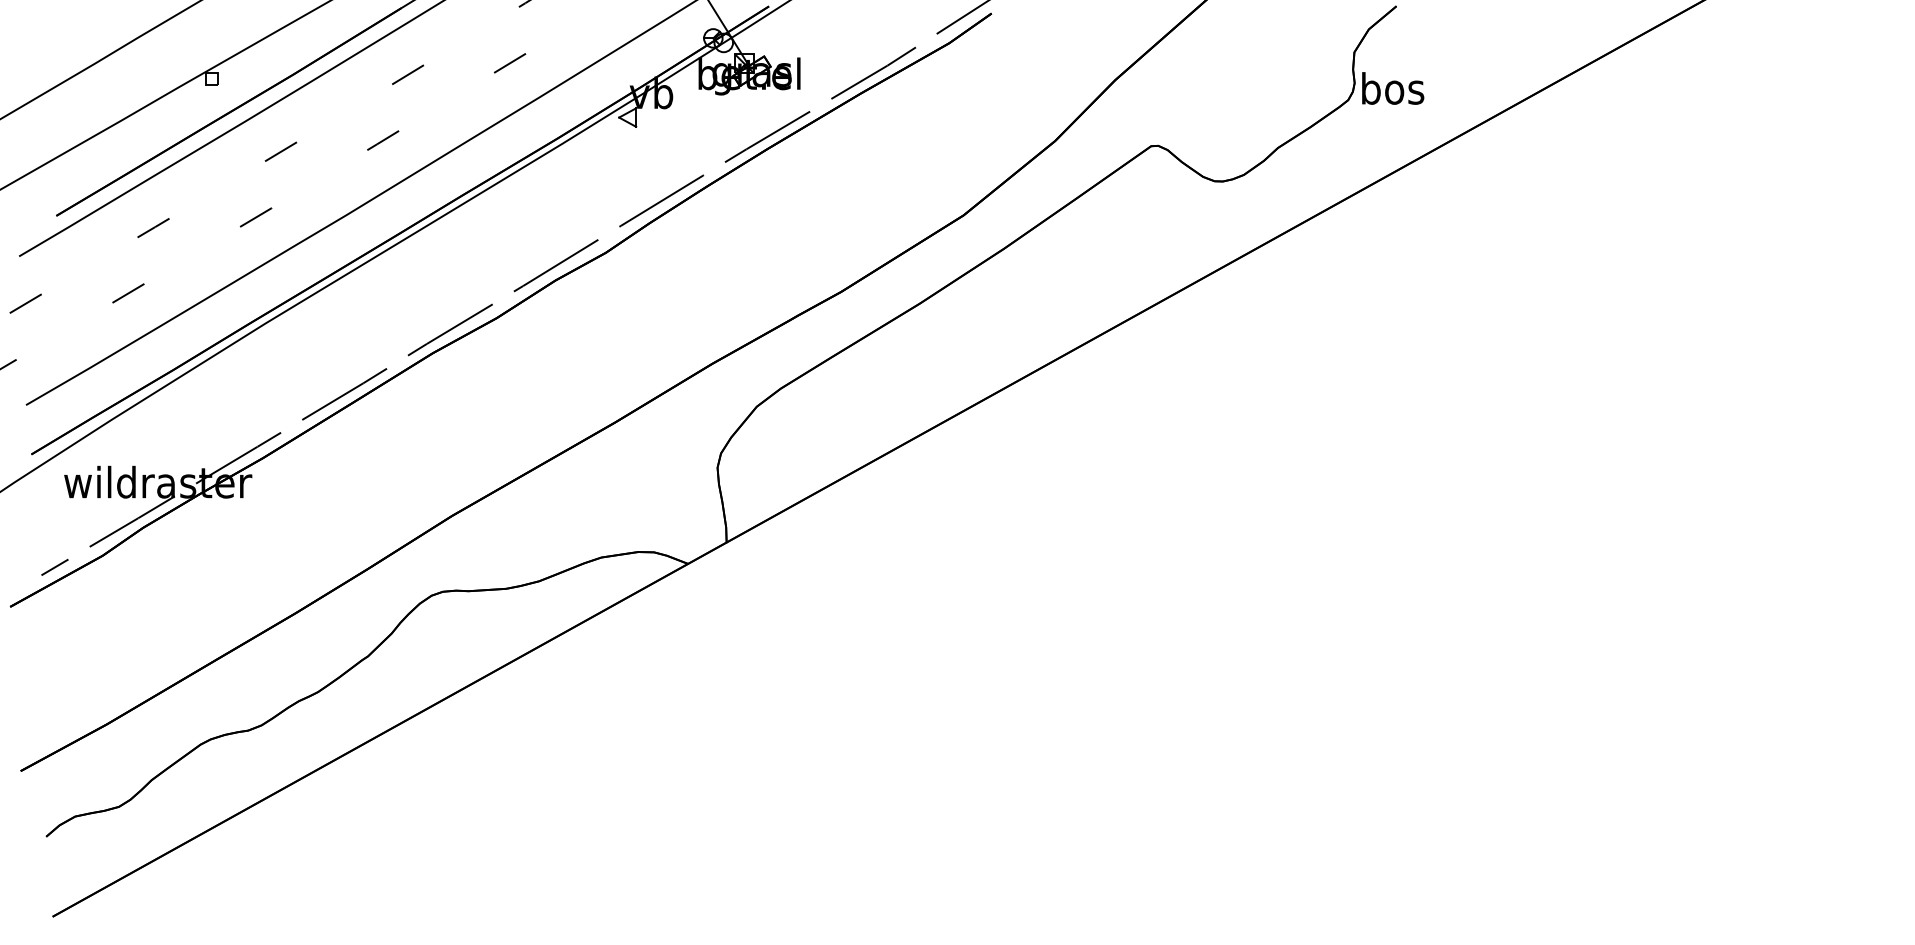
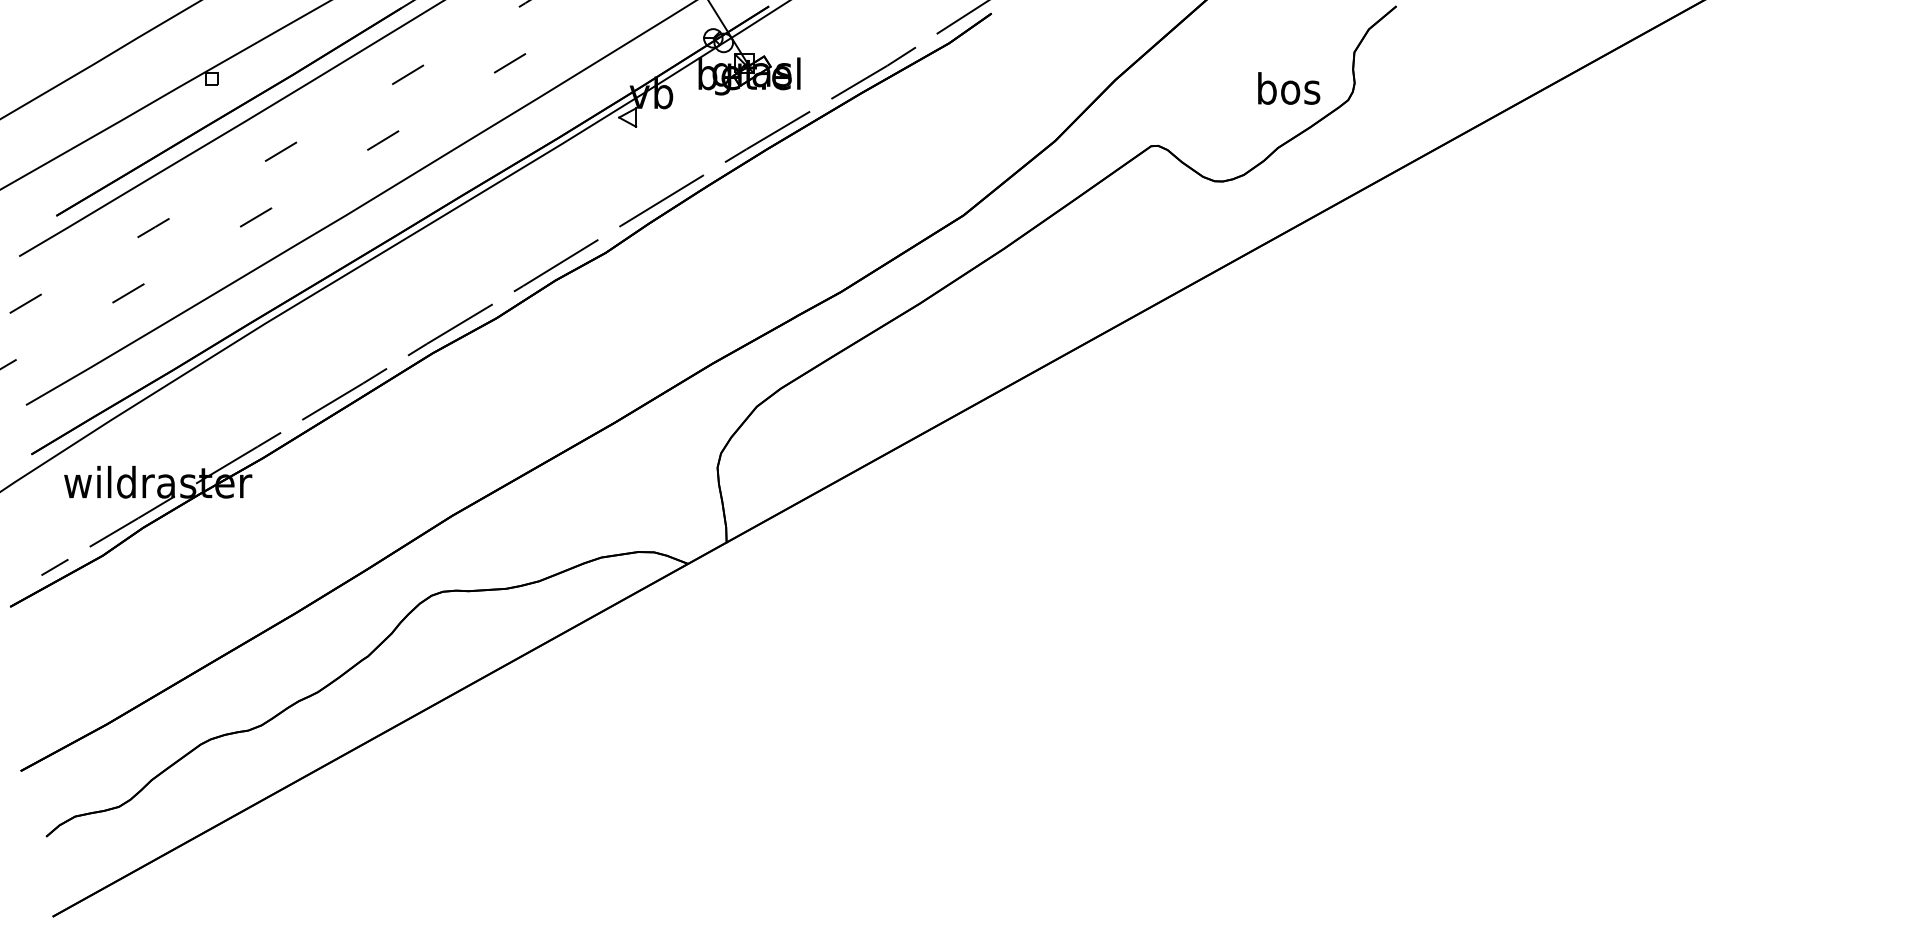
text position: (1393, 88) -> (1289, 88) (1289, 88)
